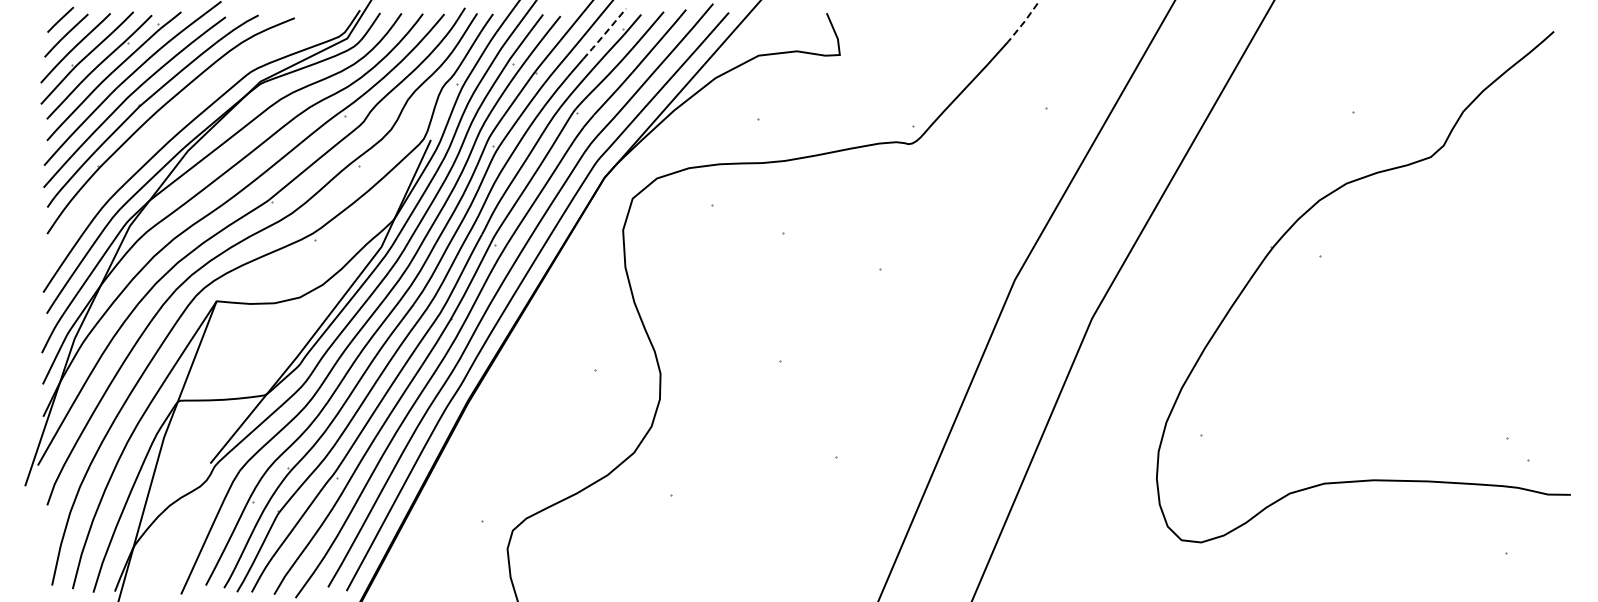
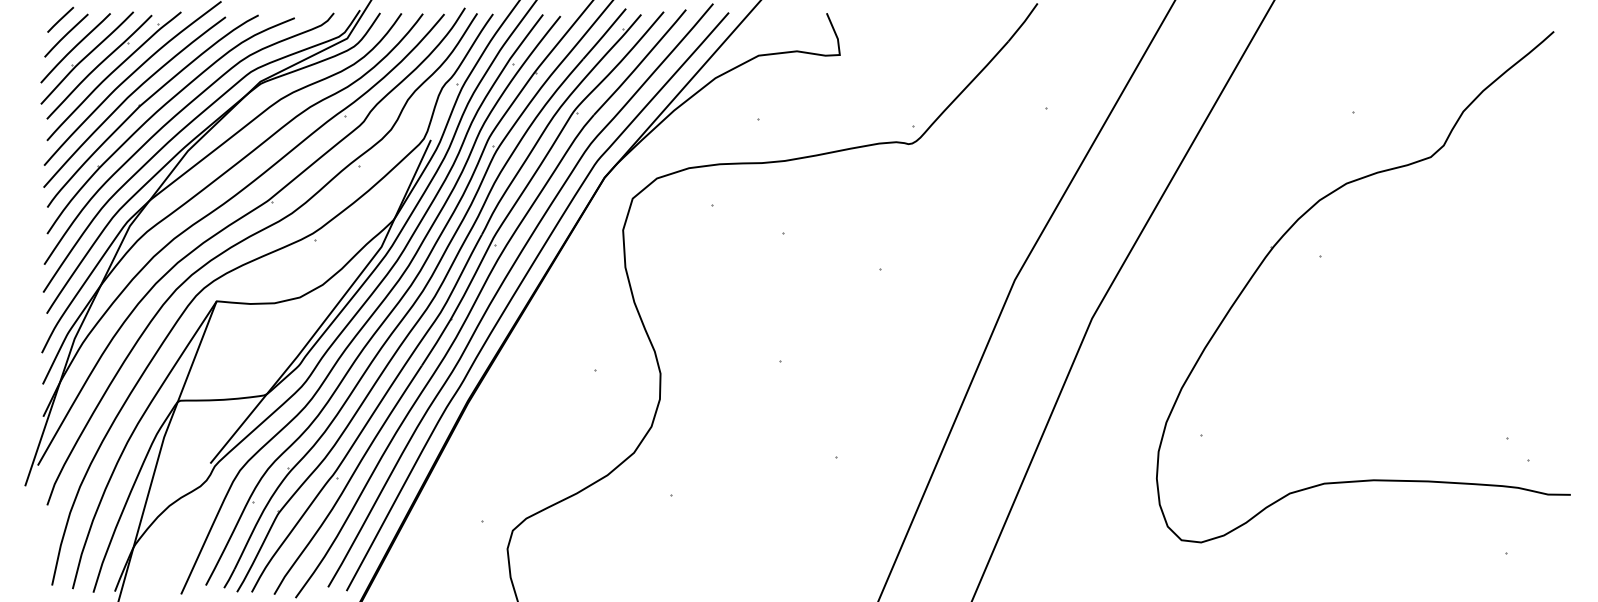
line: dashed -> solid (1024, 22)
line: dashed -> solid (604, 34)
curve: none -> present (175, 117)
